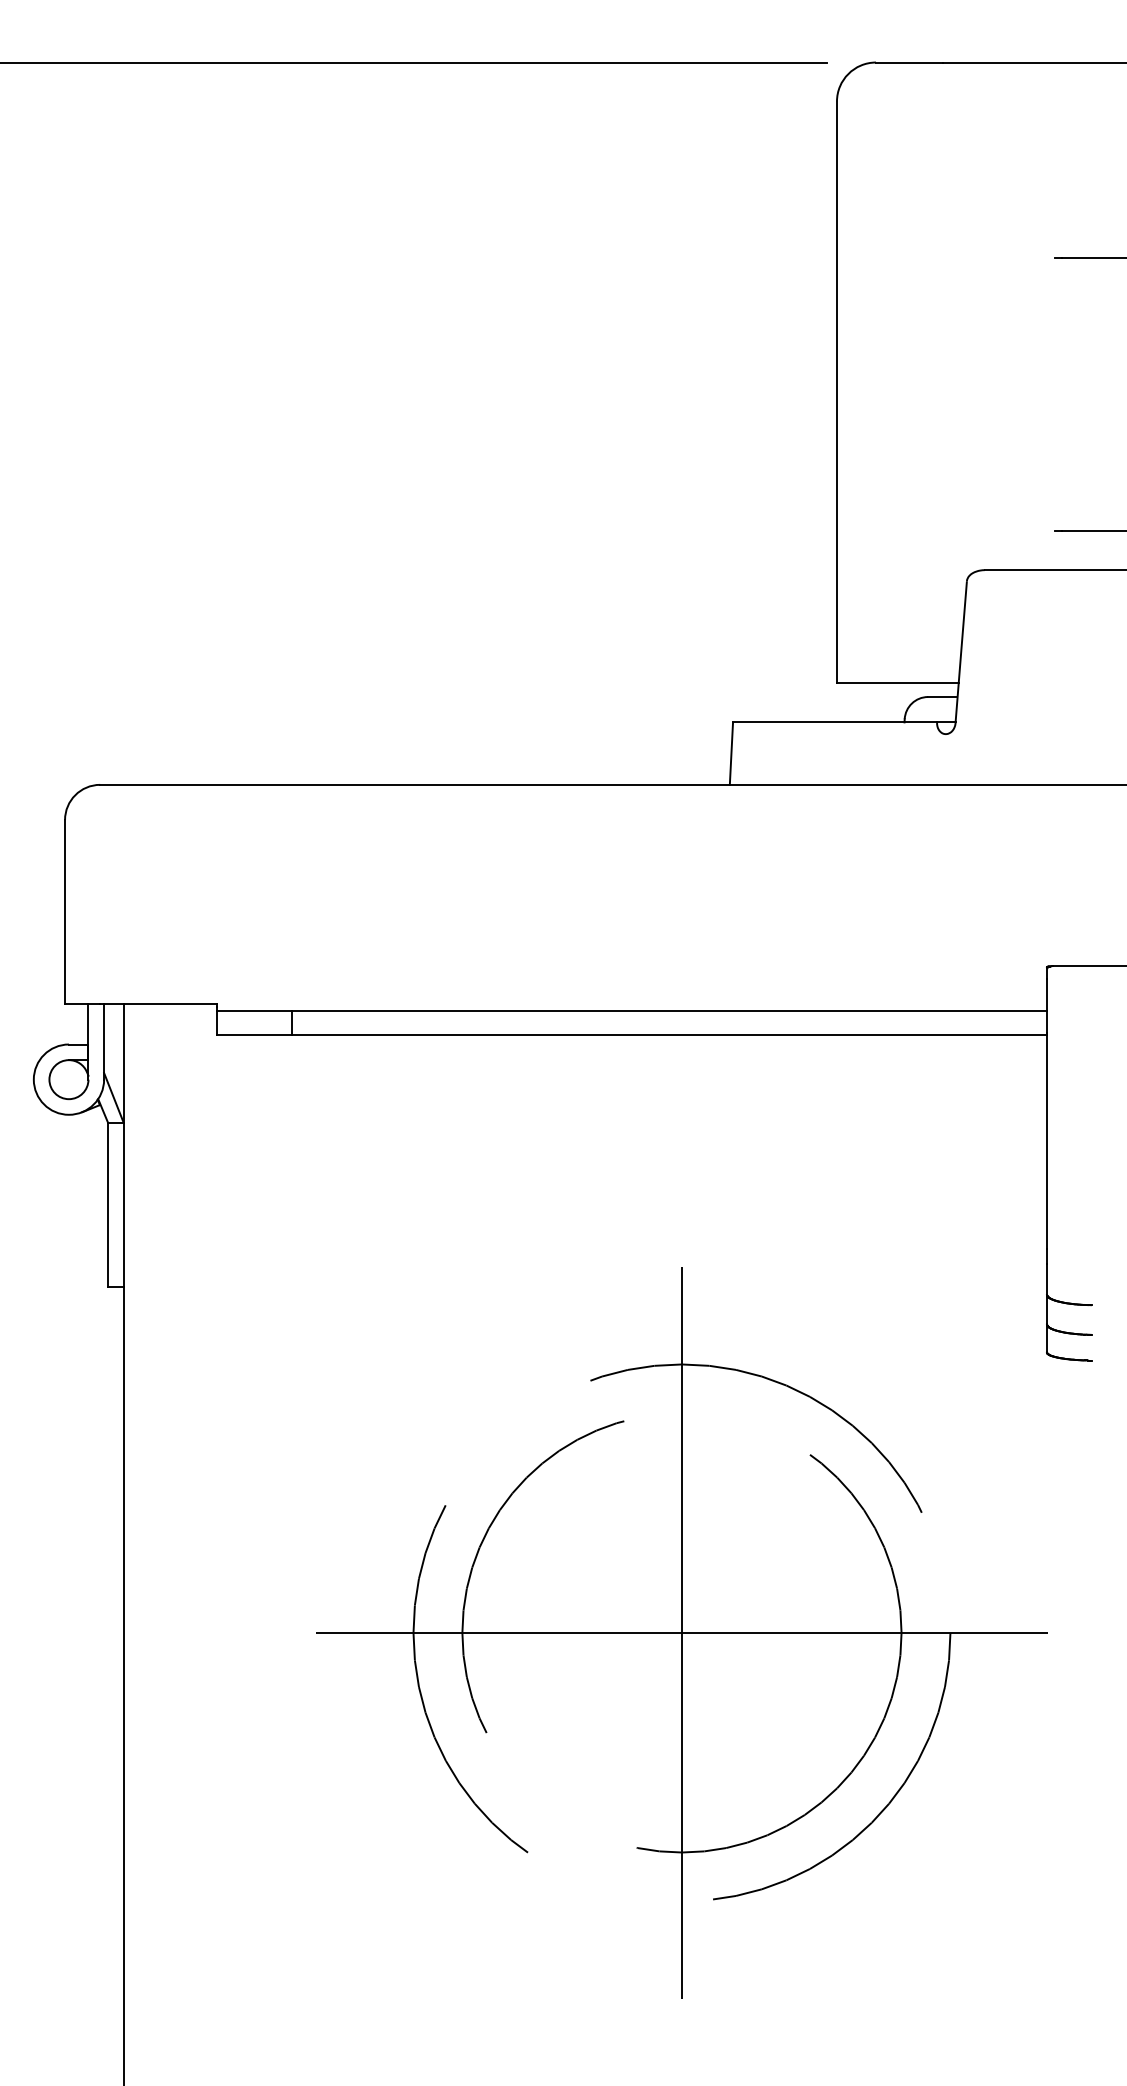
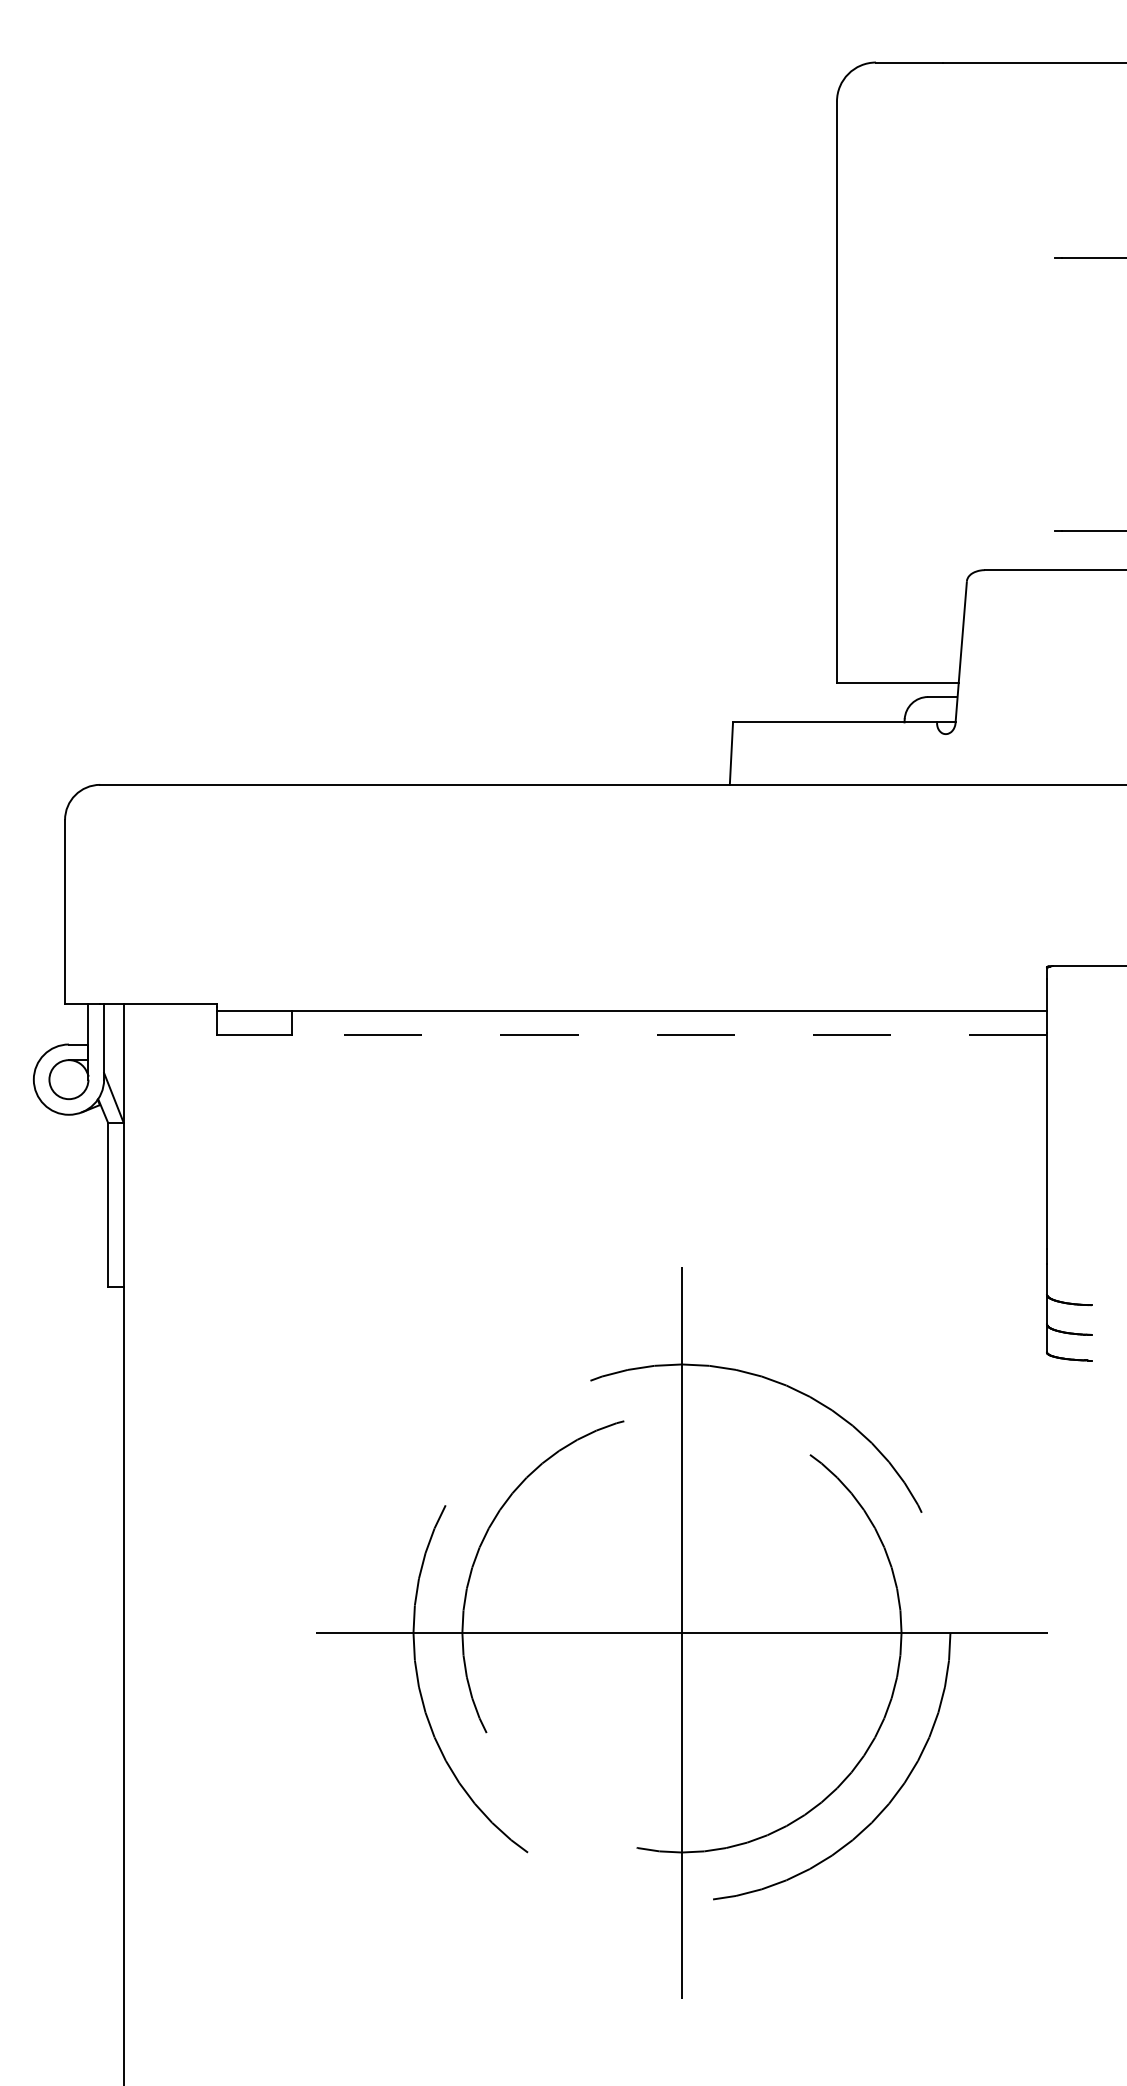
line: present -> none (414, 62)
line: solid -> dashed (669, 1034)
